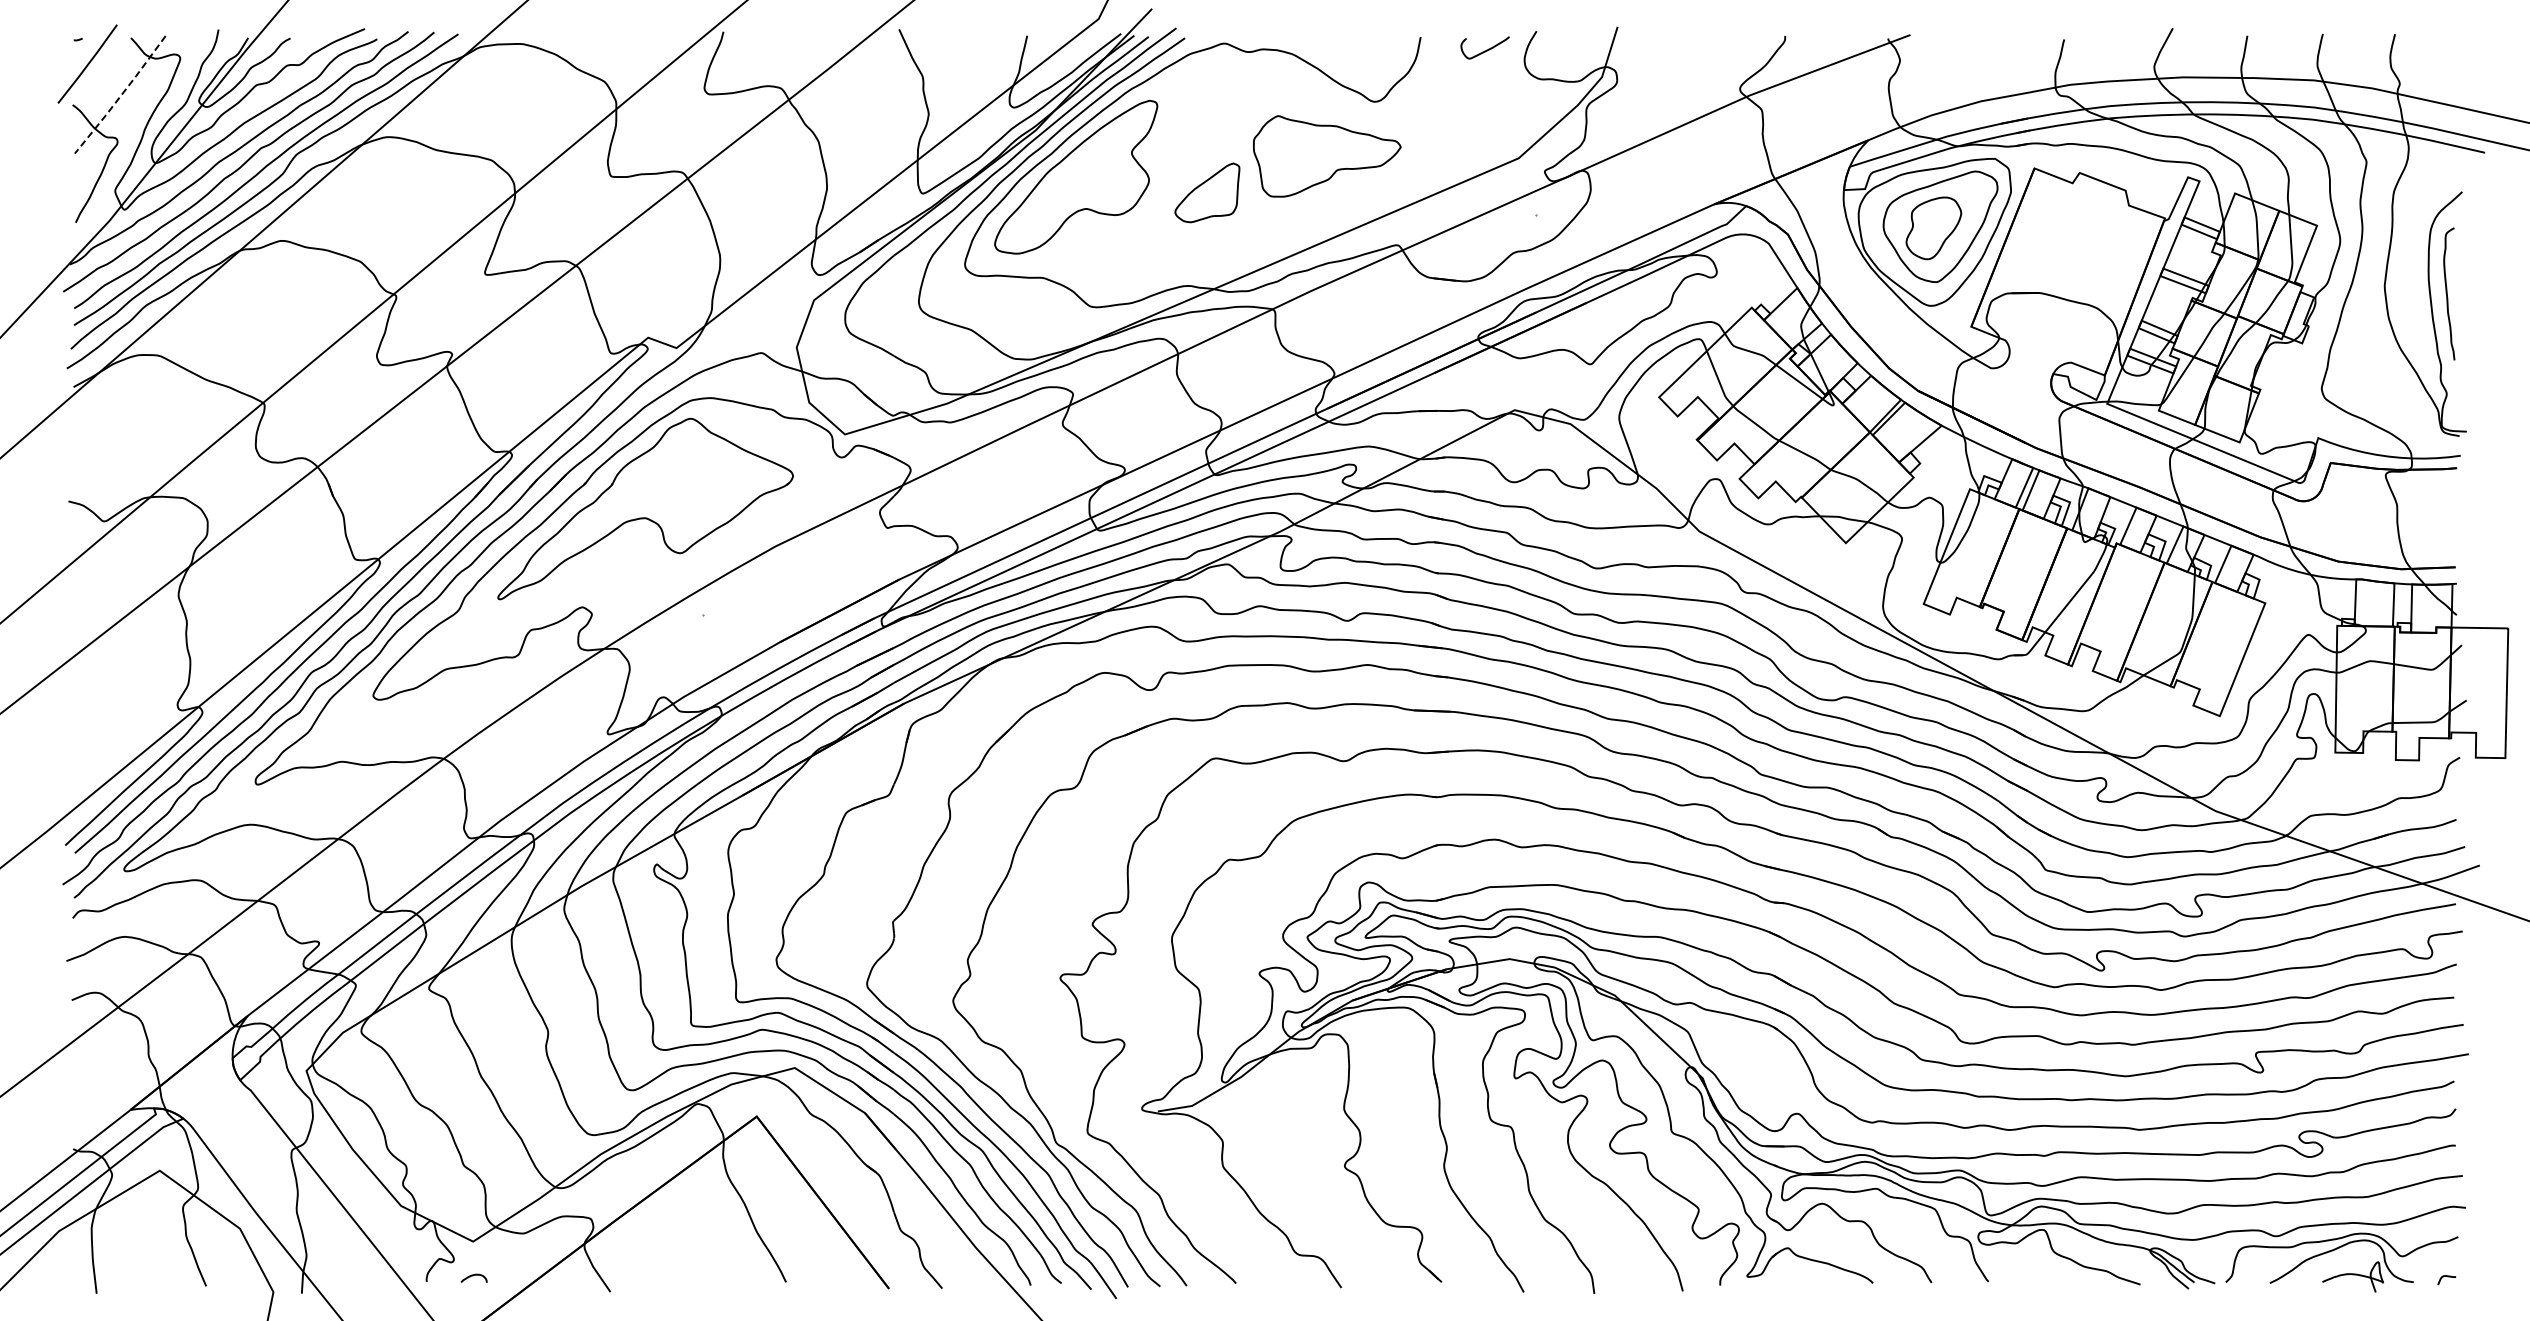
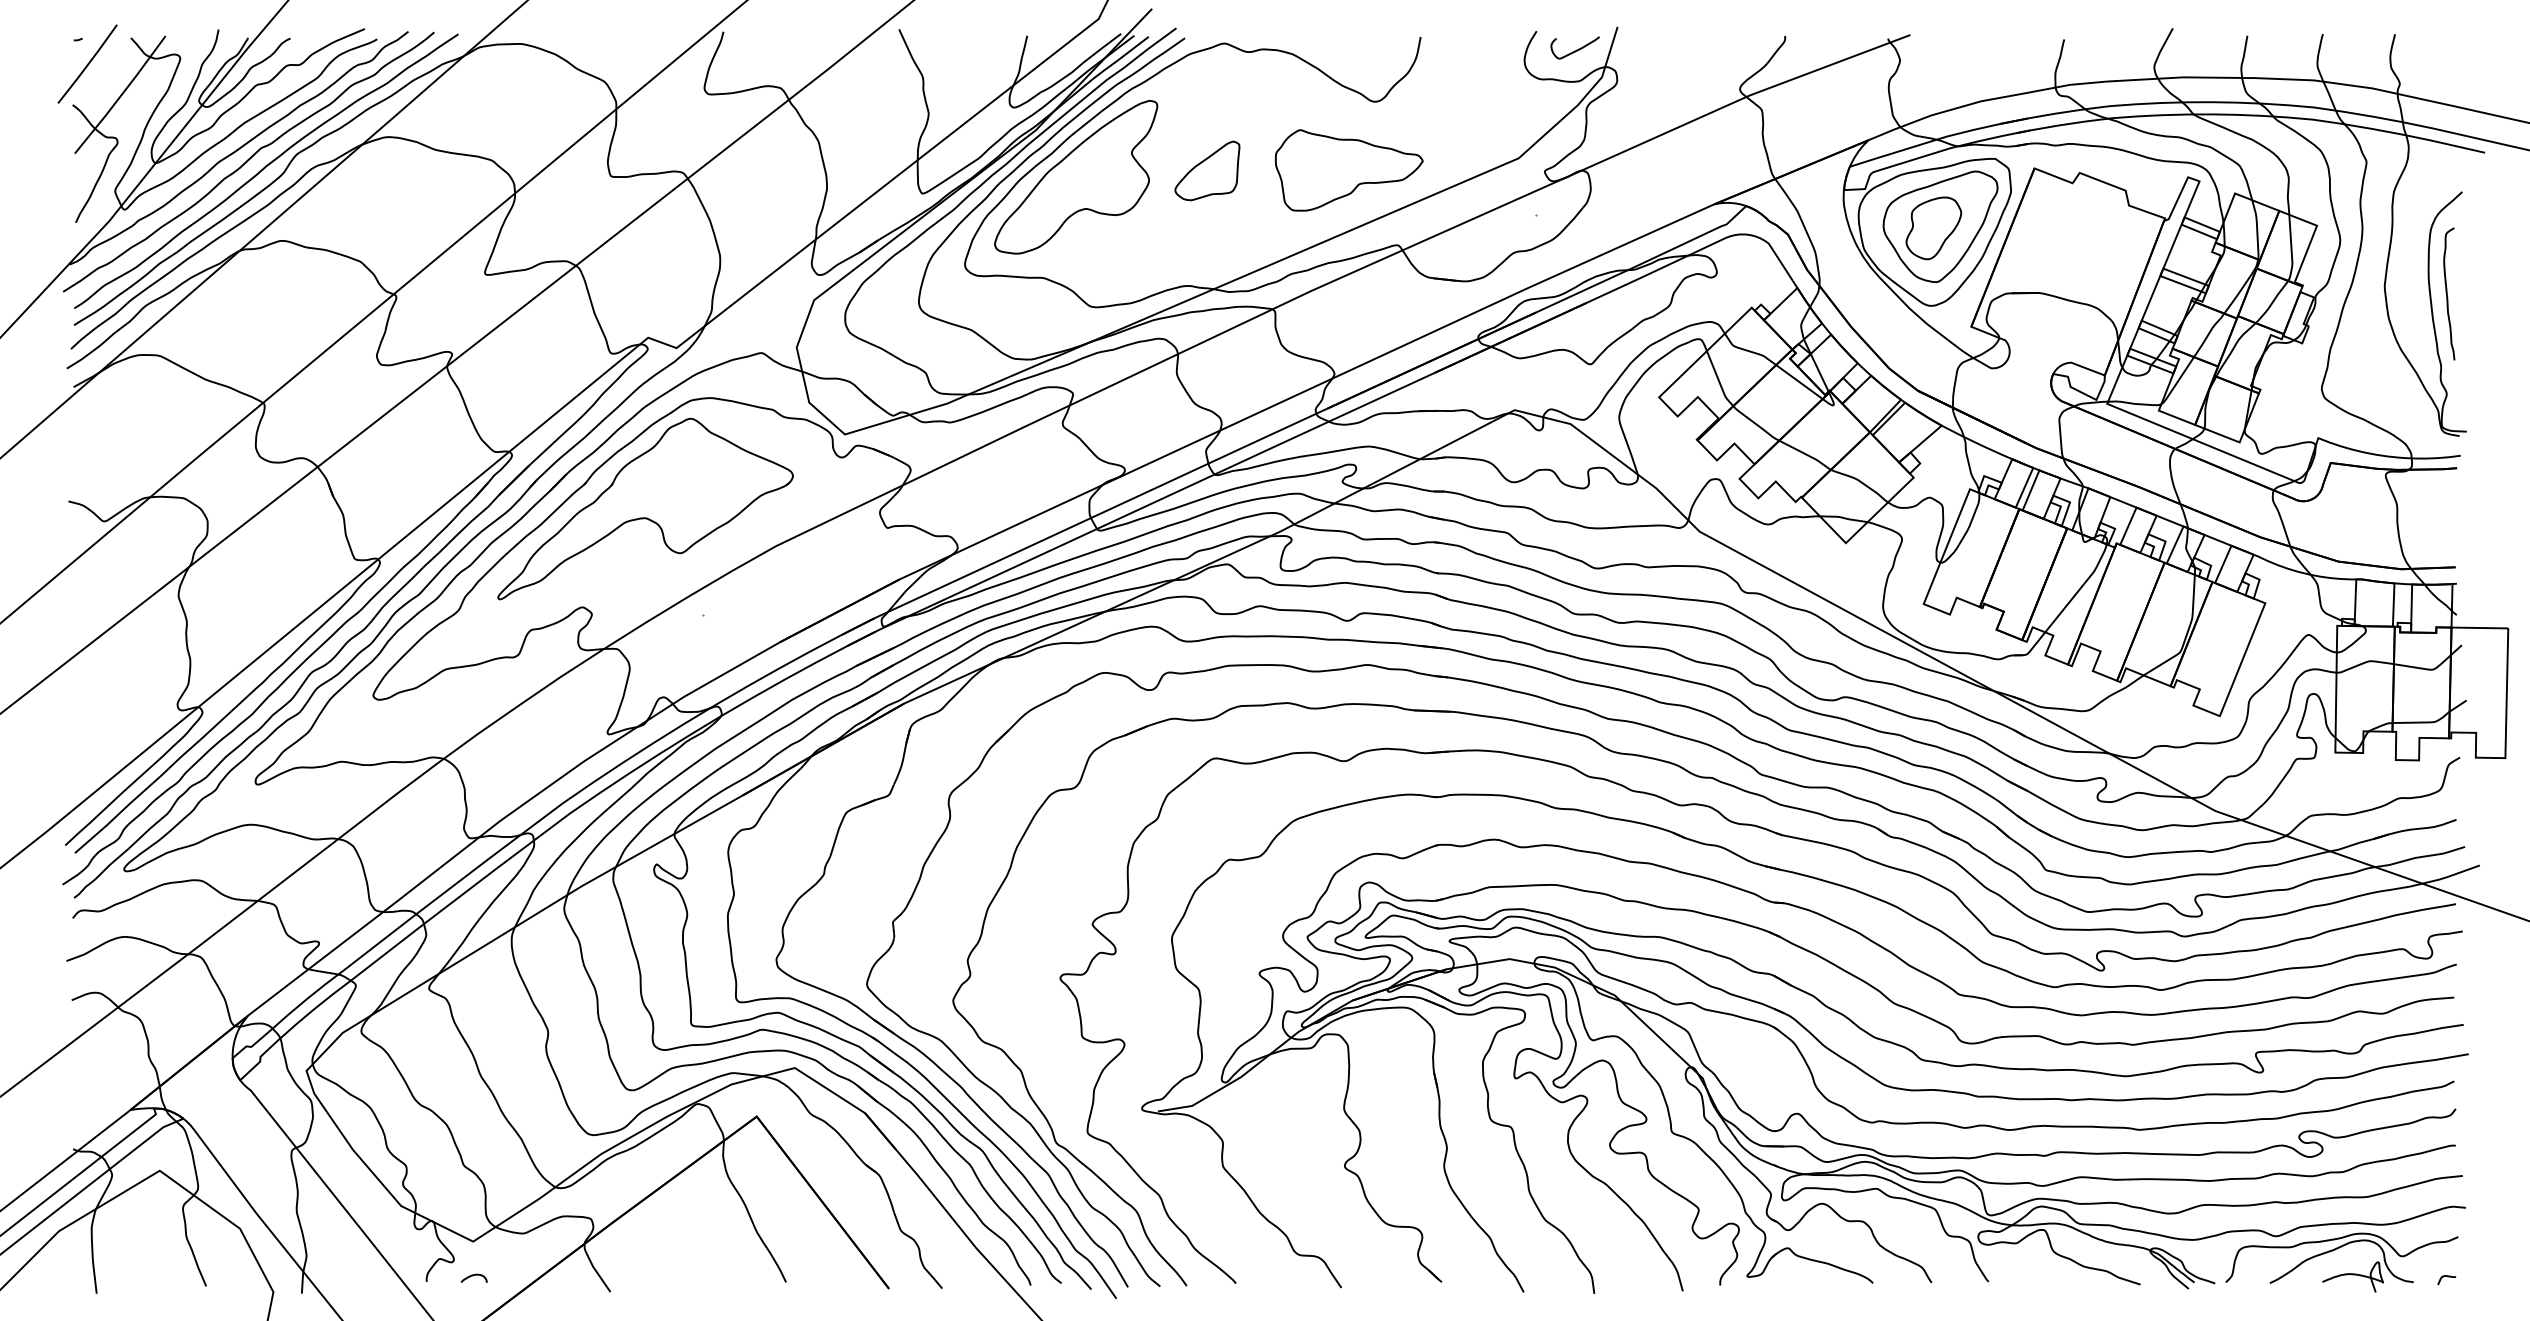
curve position: (1486, 49) -> (1576, 49) (1576, 49)
line: dashed -> solid (121, 95)
part position: (1327, 156) -> (1349, 170) (1349, 170)
part position: (1207, 192) -> (1207, 170) (1207, 170)
